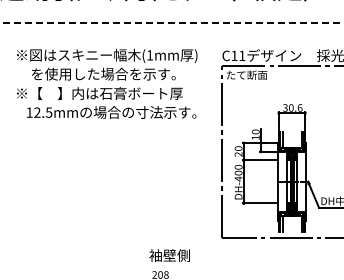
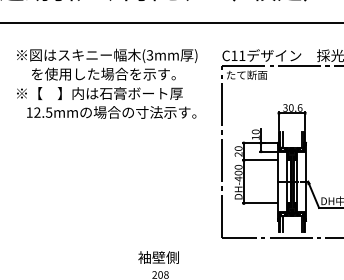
line: dashed -> solid (172, 23)
text: (1mm -> (3mm (149, 55)
text position: (169, 255) -> (158, 257) (158, 257)
